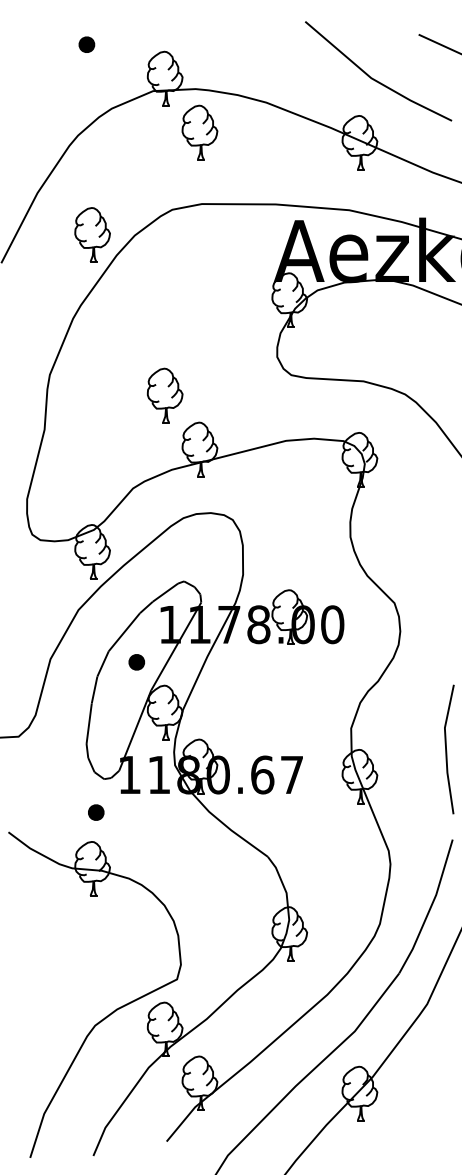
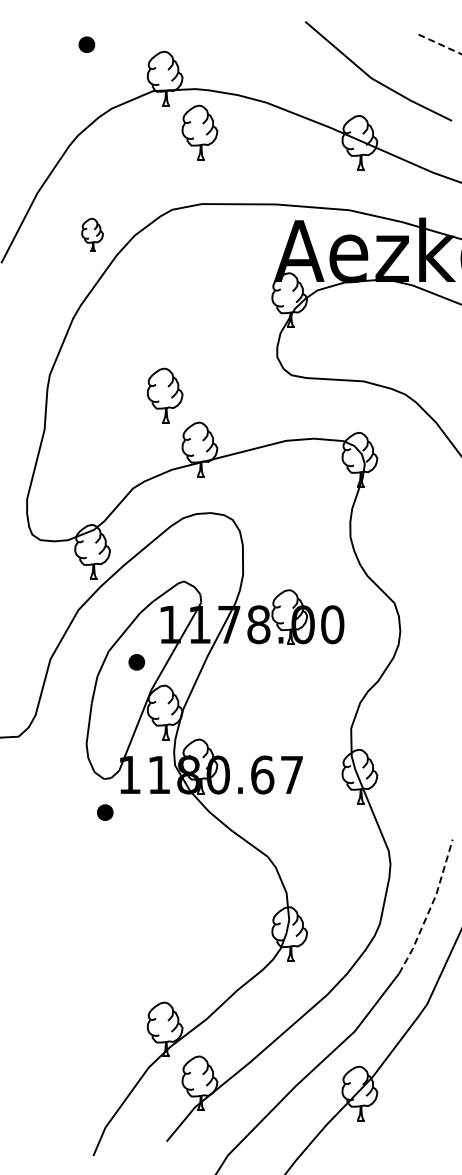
line: solid -> dashed (439, 44)
part size: 37x56 px -> 23x35 px (92, 234)
line: present -> none (447, 750)
part position: (96, 812) -> (105, 812) (105, 812)
line: solid -> dashed (430, 908)
part: present -> none (109, 1013)
